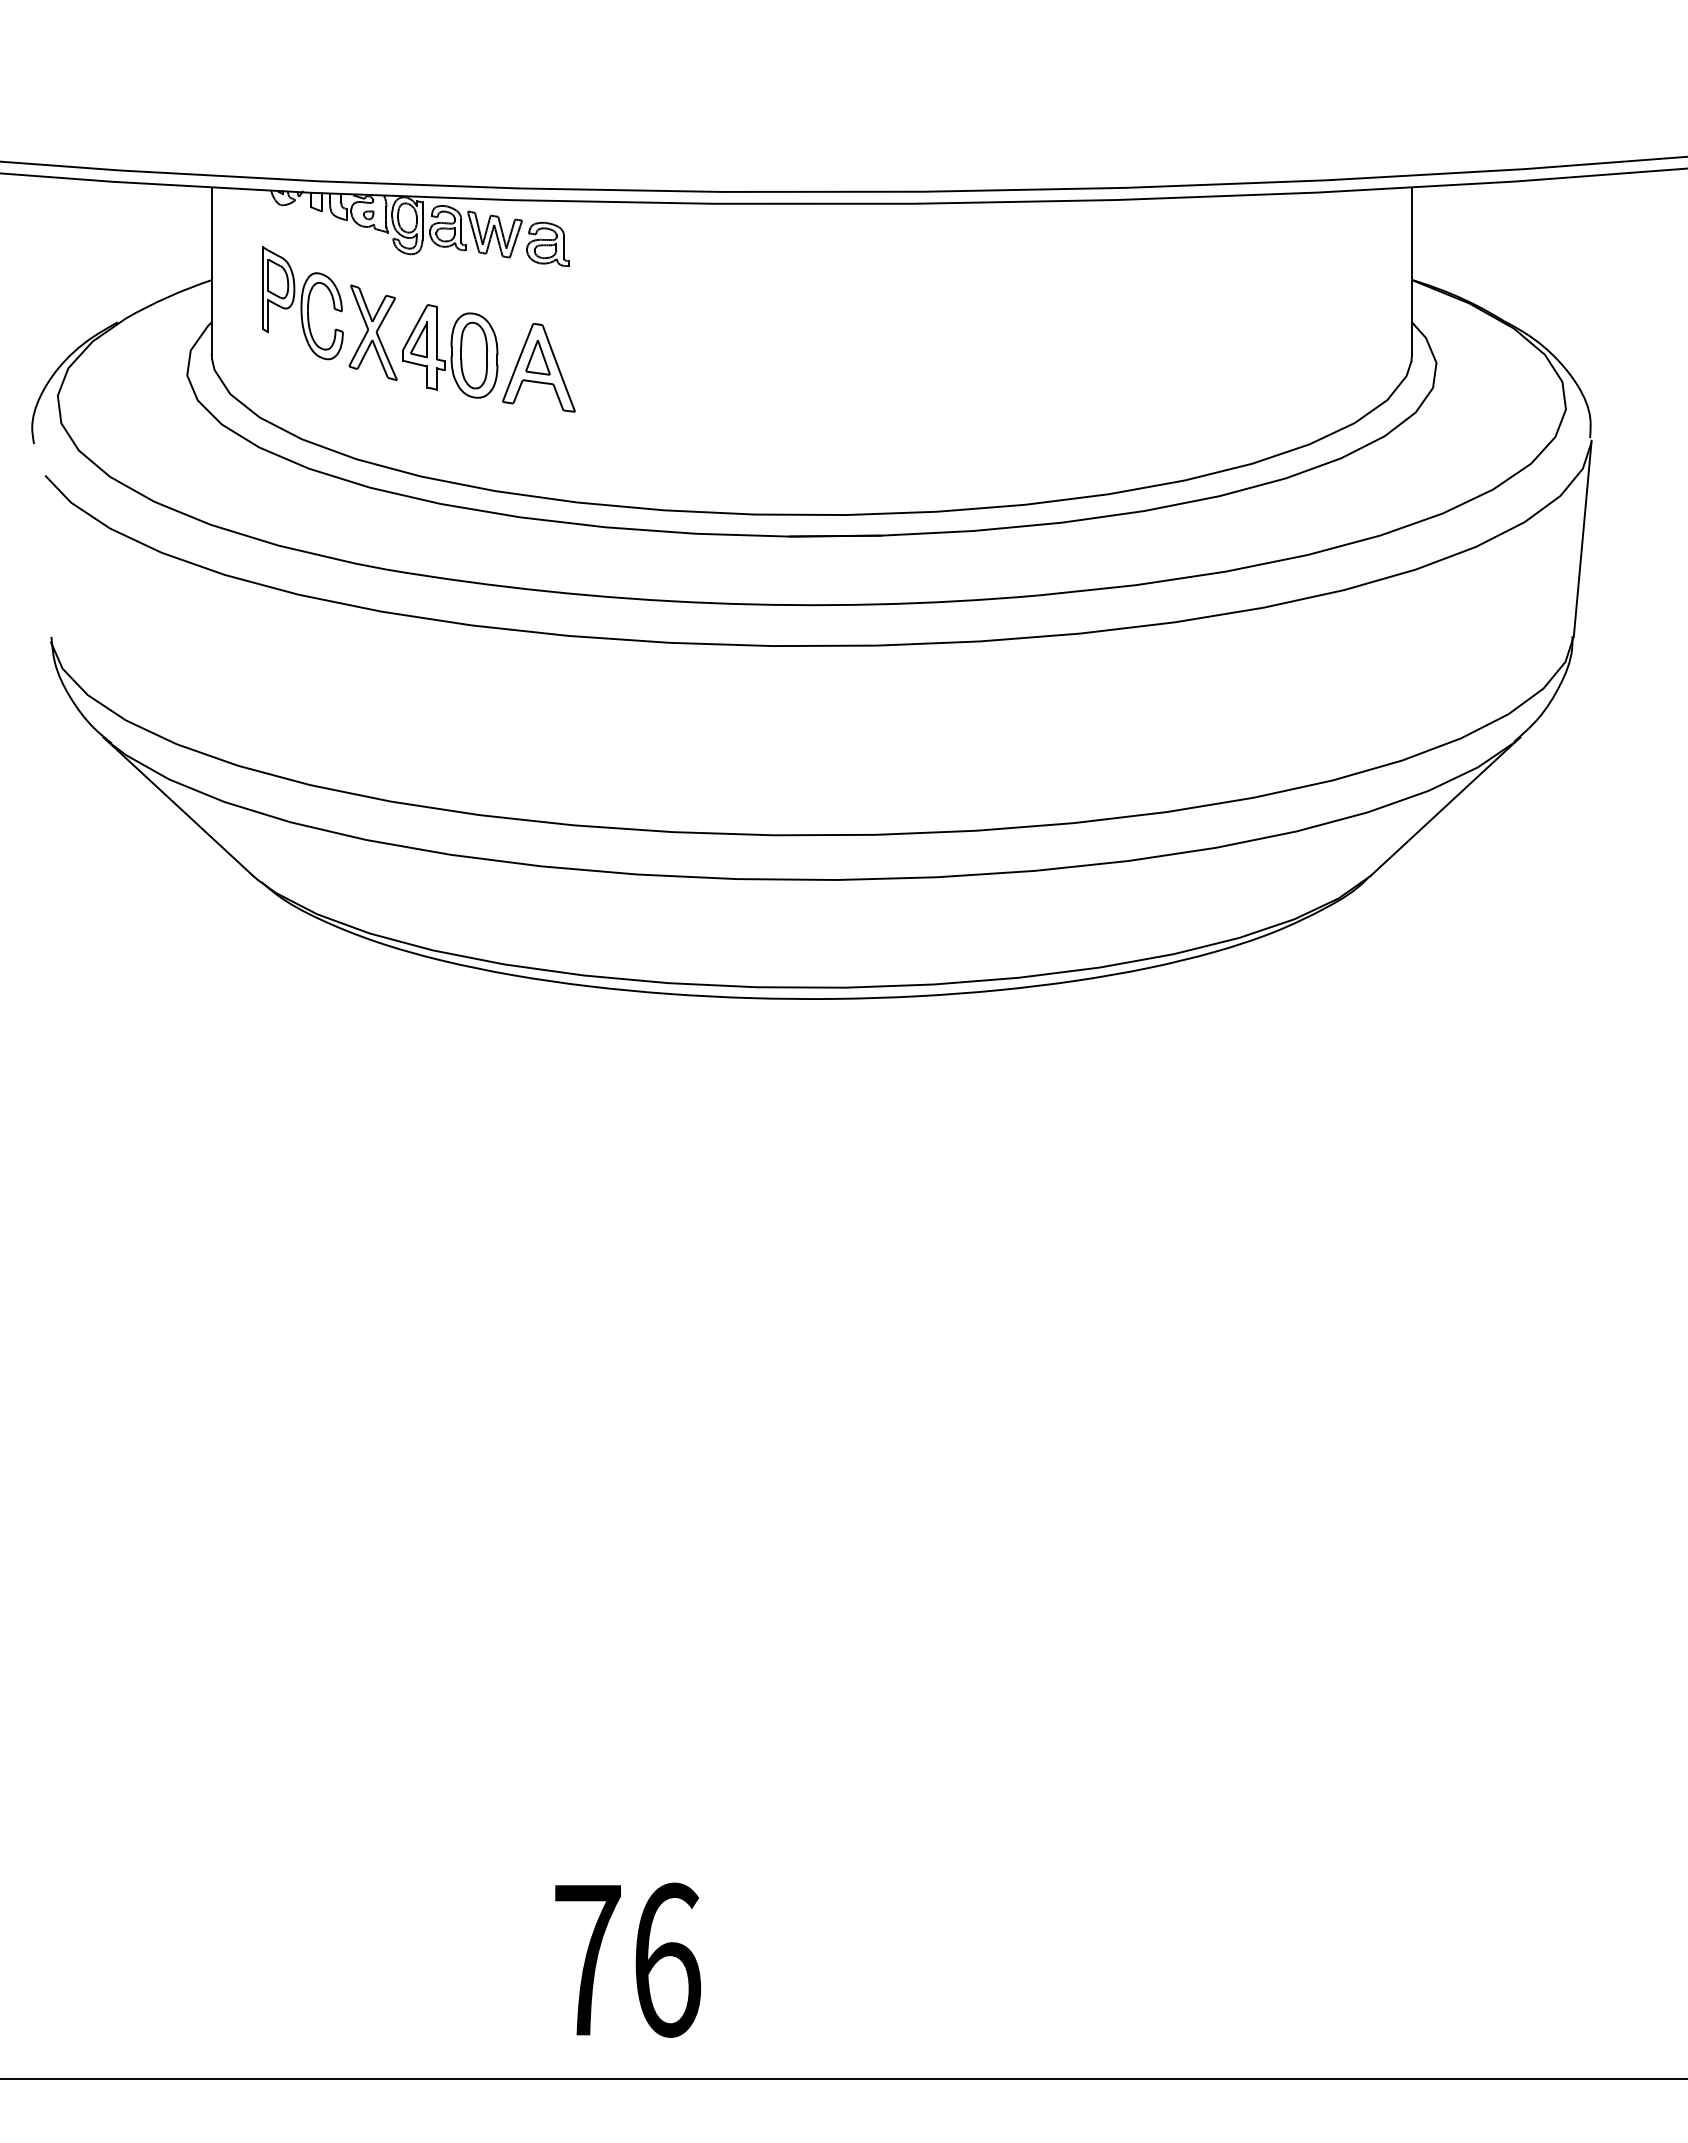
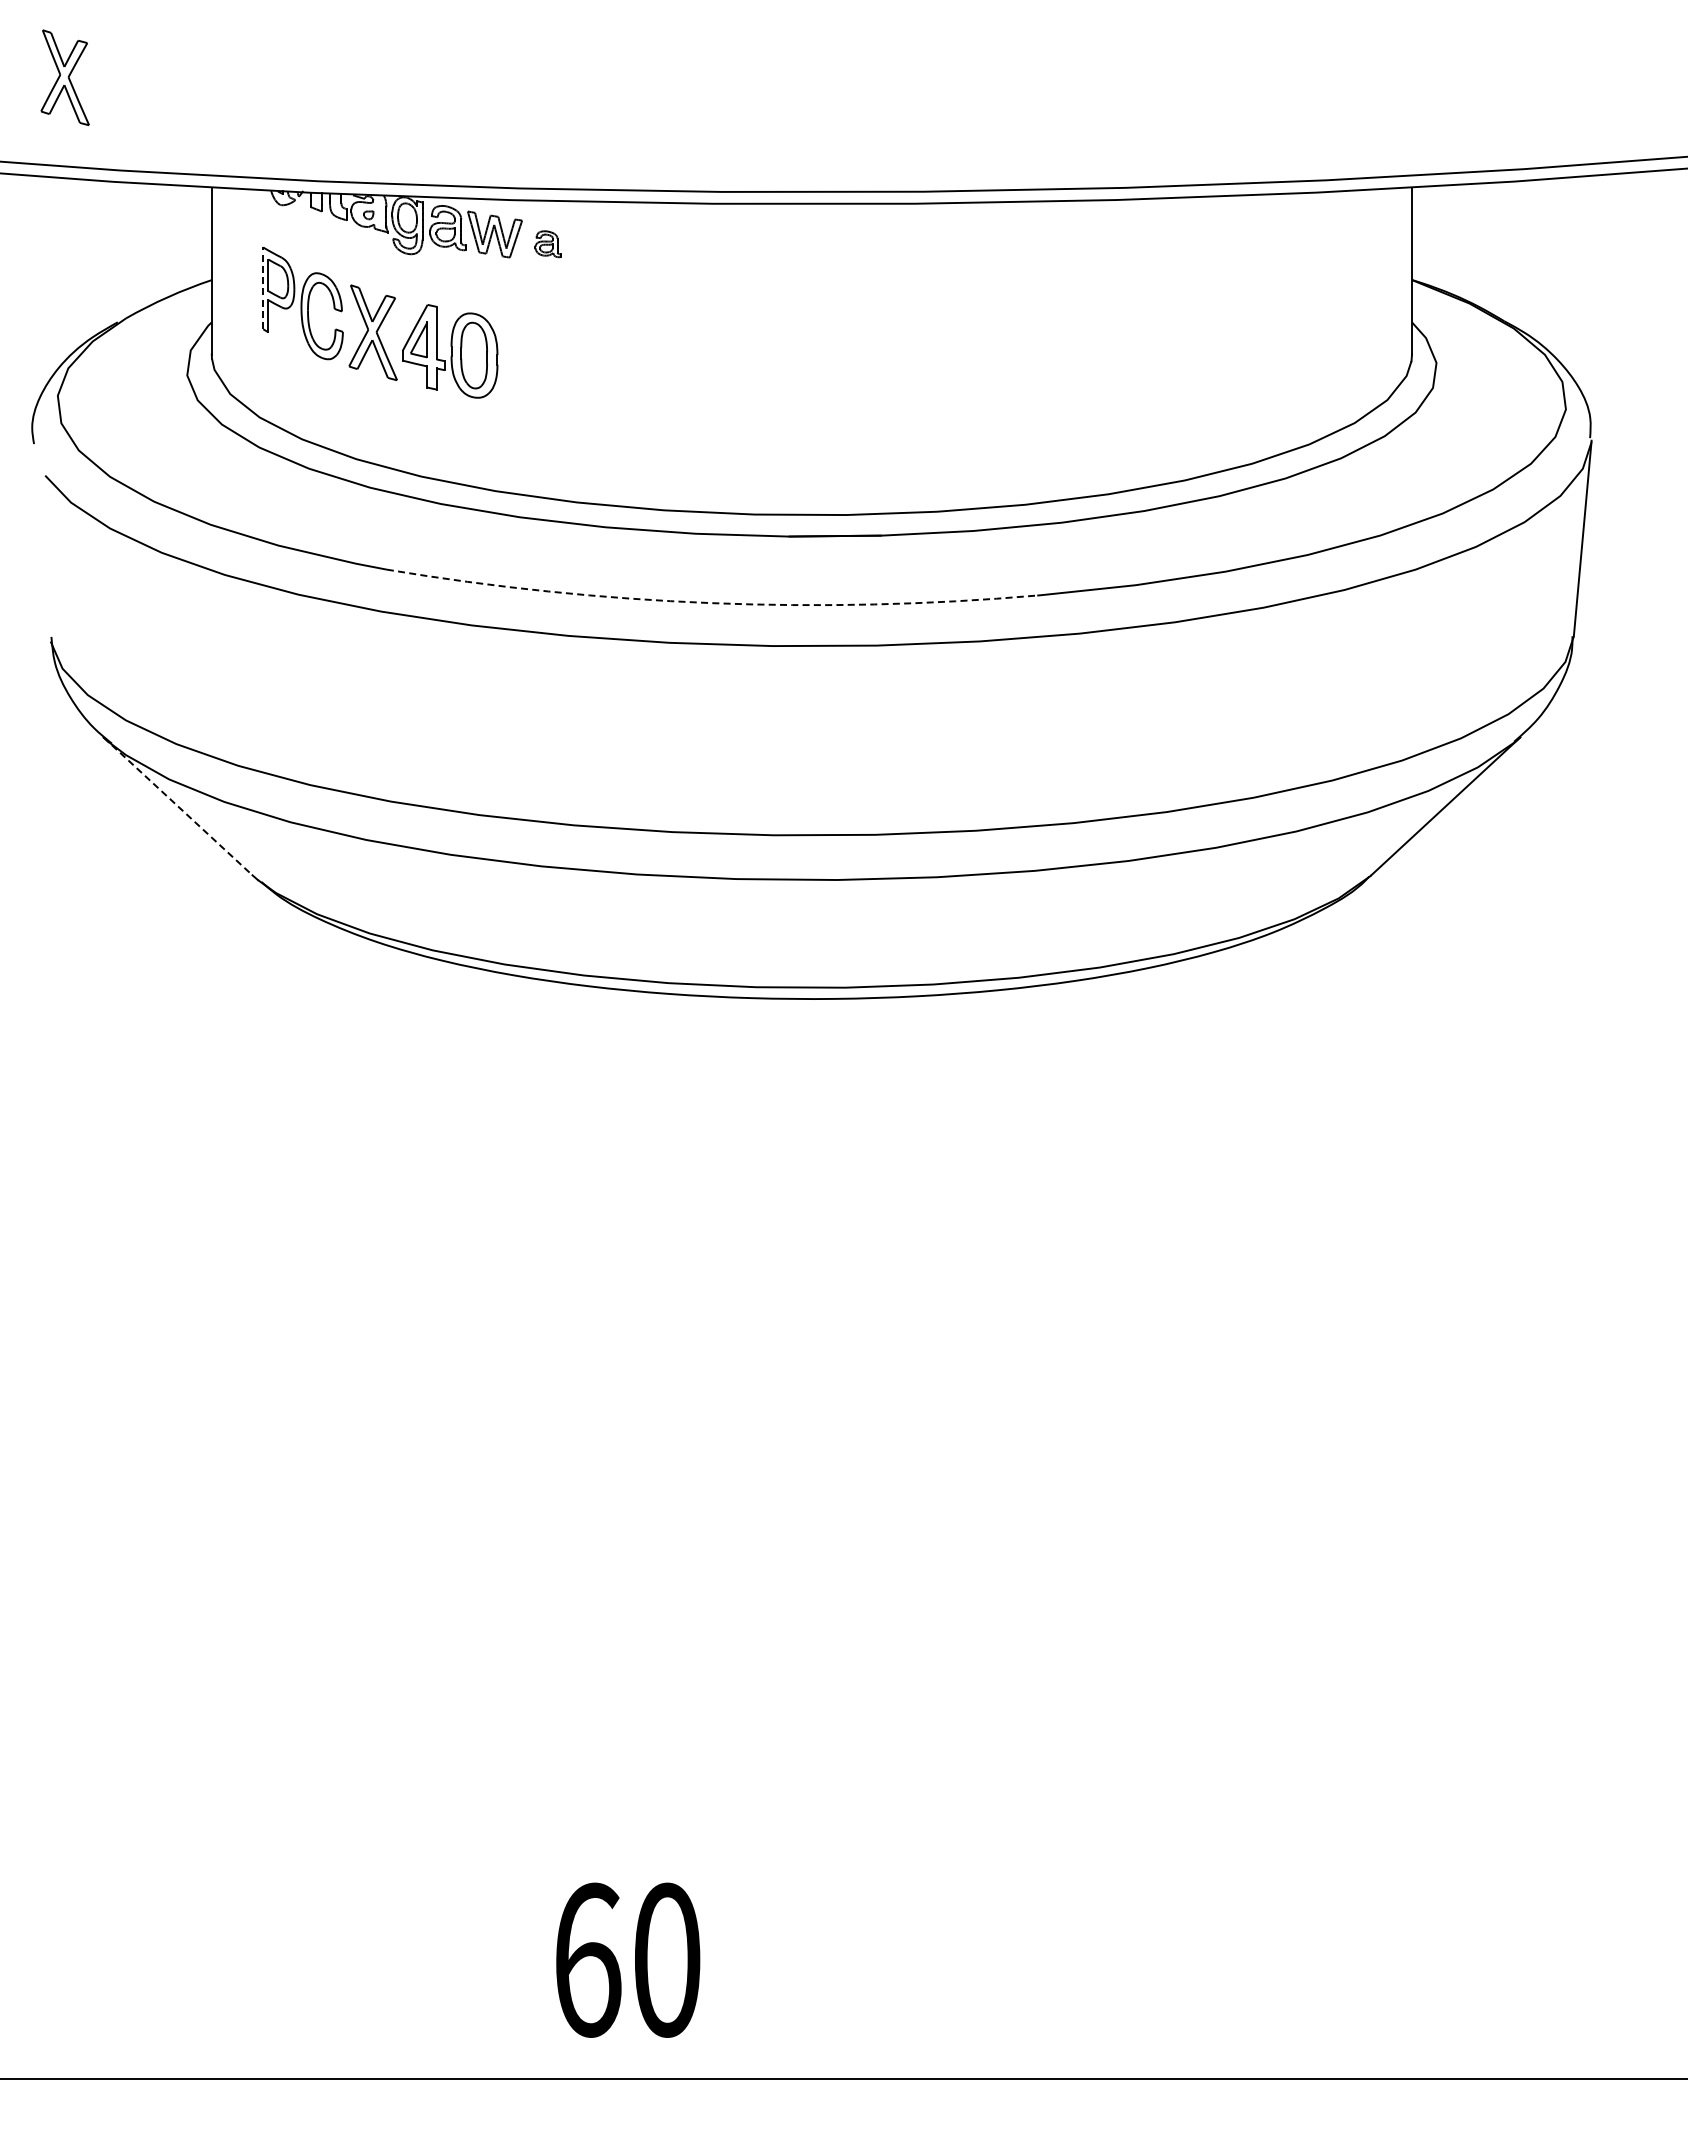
part: none -> present (64, 77)
part size: 44x46 px -> 28x29 px (547, 244)
line: solid -> dashed (263, 288)
part: present -> none (538, 367)
arc: solid -> dashed (711, 603)
line: solid -> dashed (178, 806)
text: 76 -> 60 (628, 1959)
